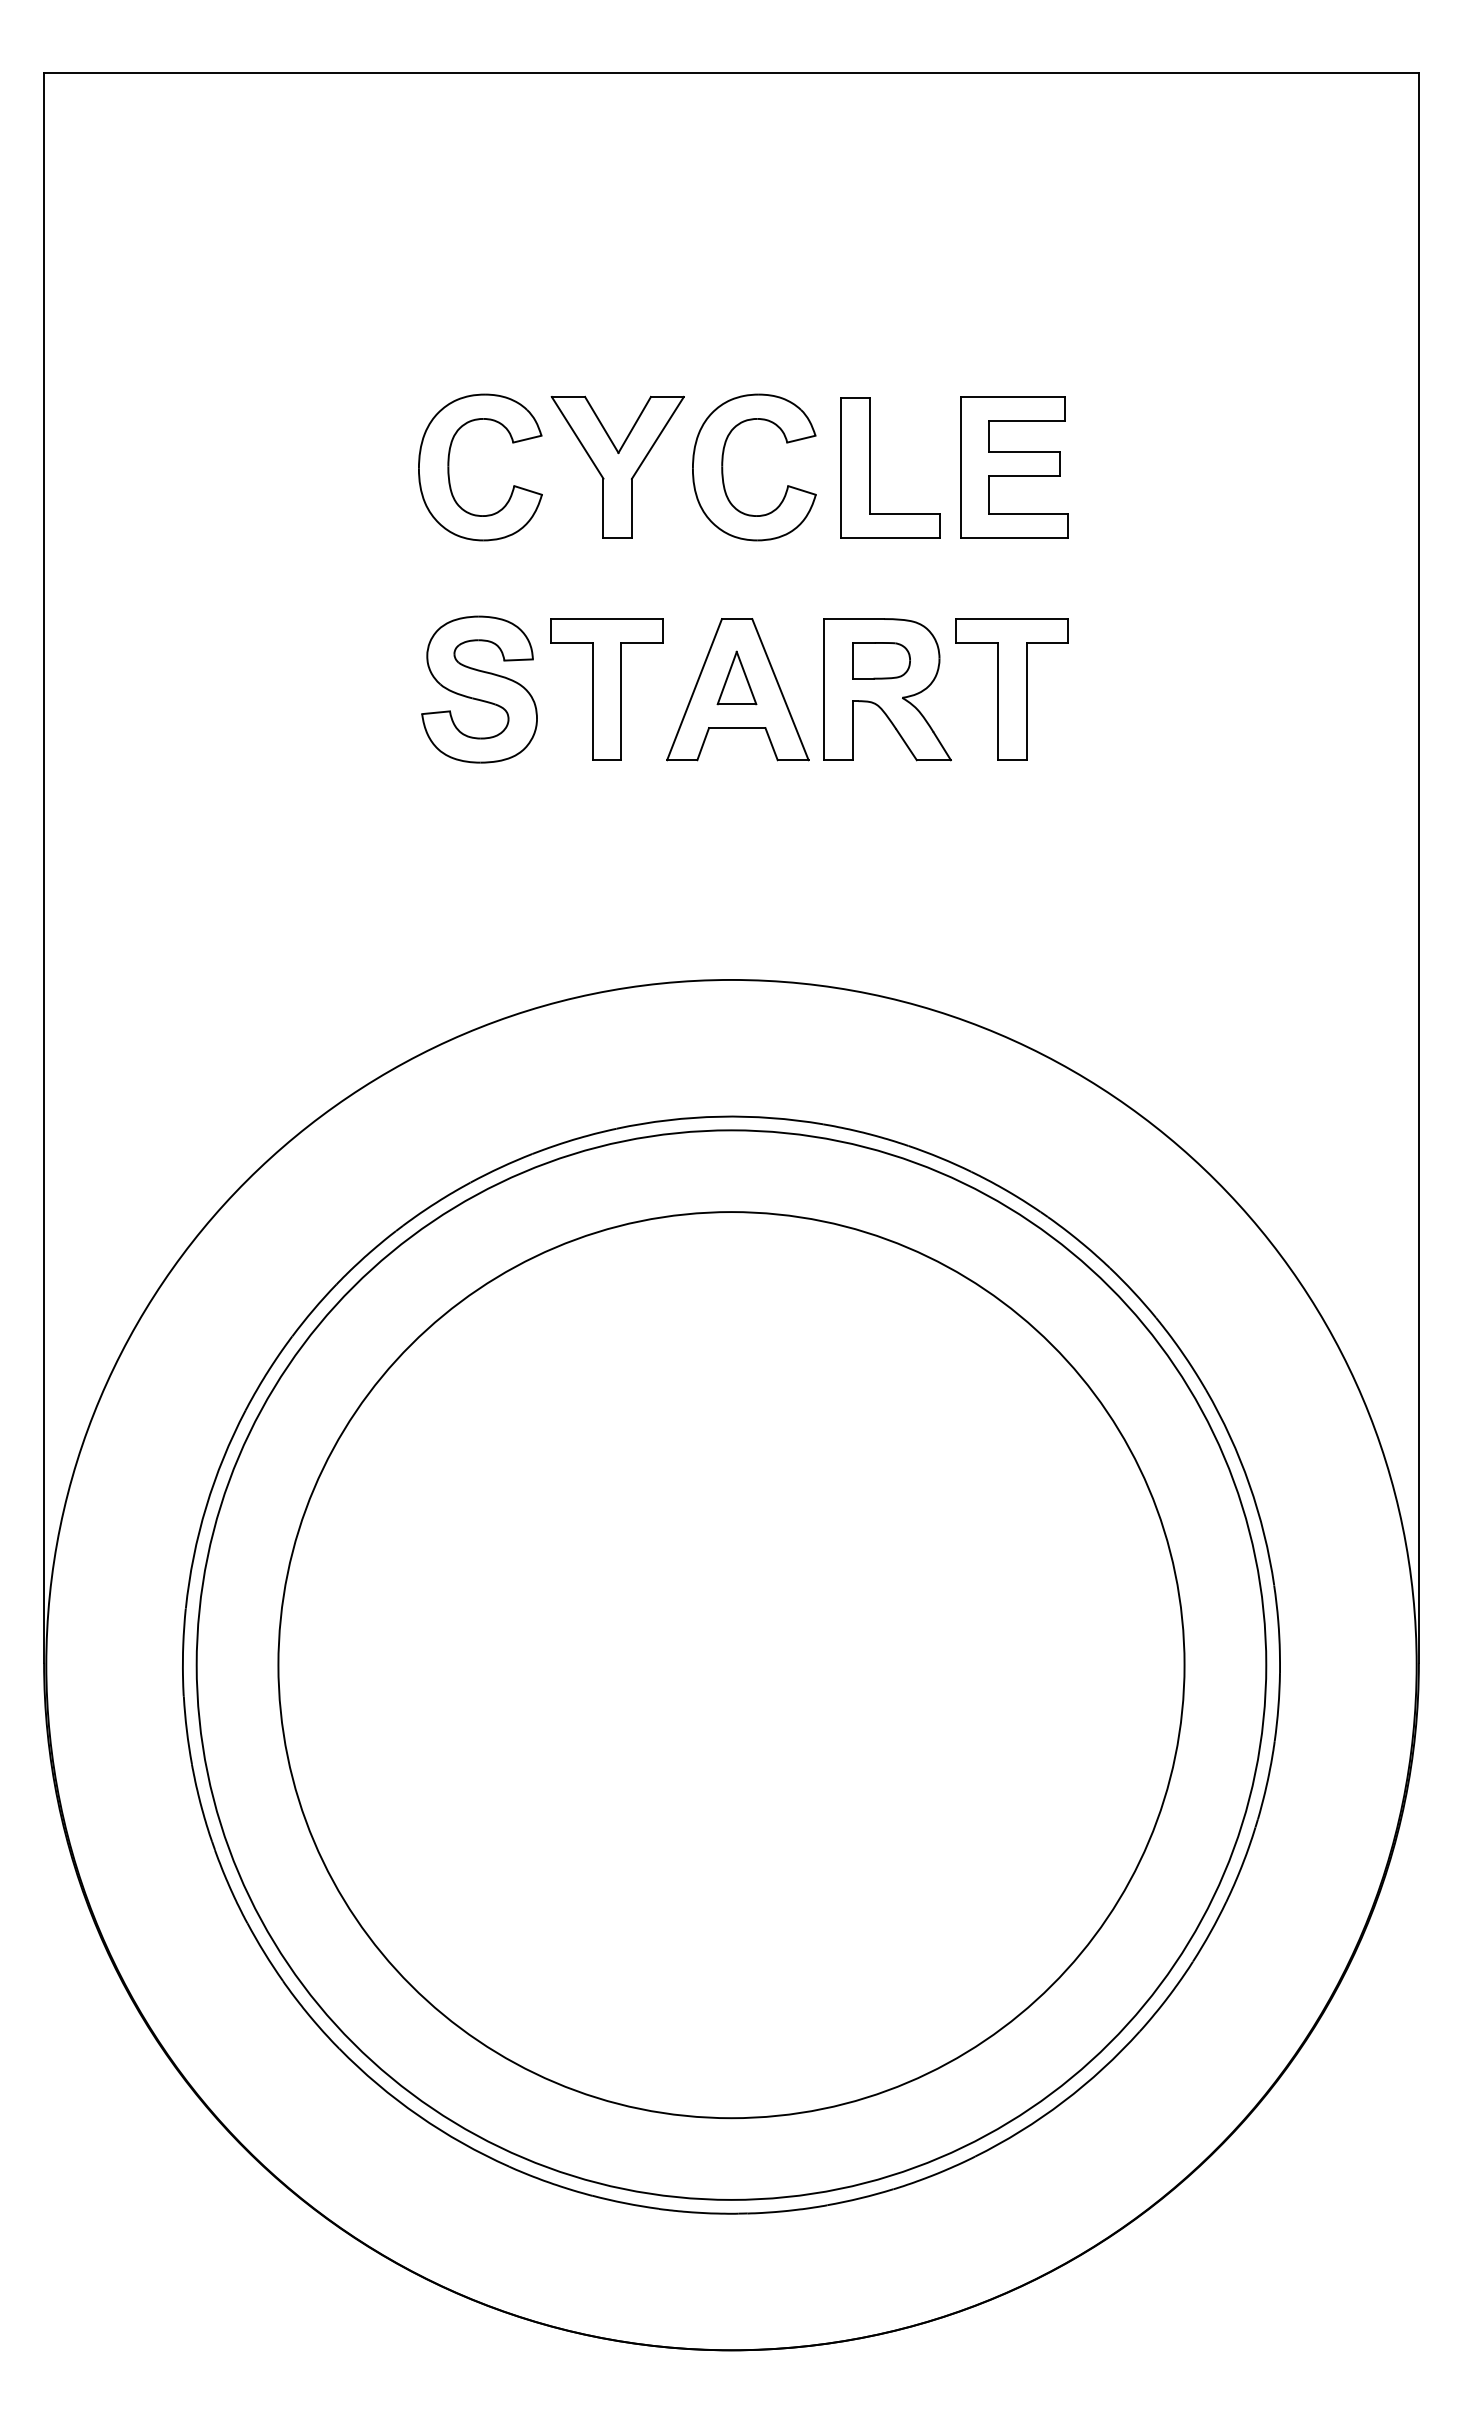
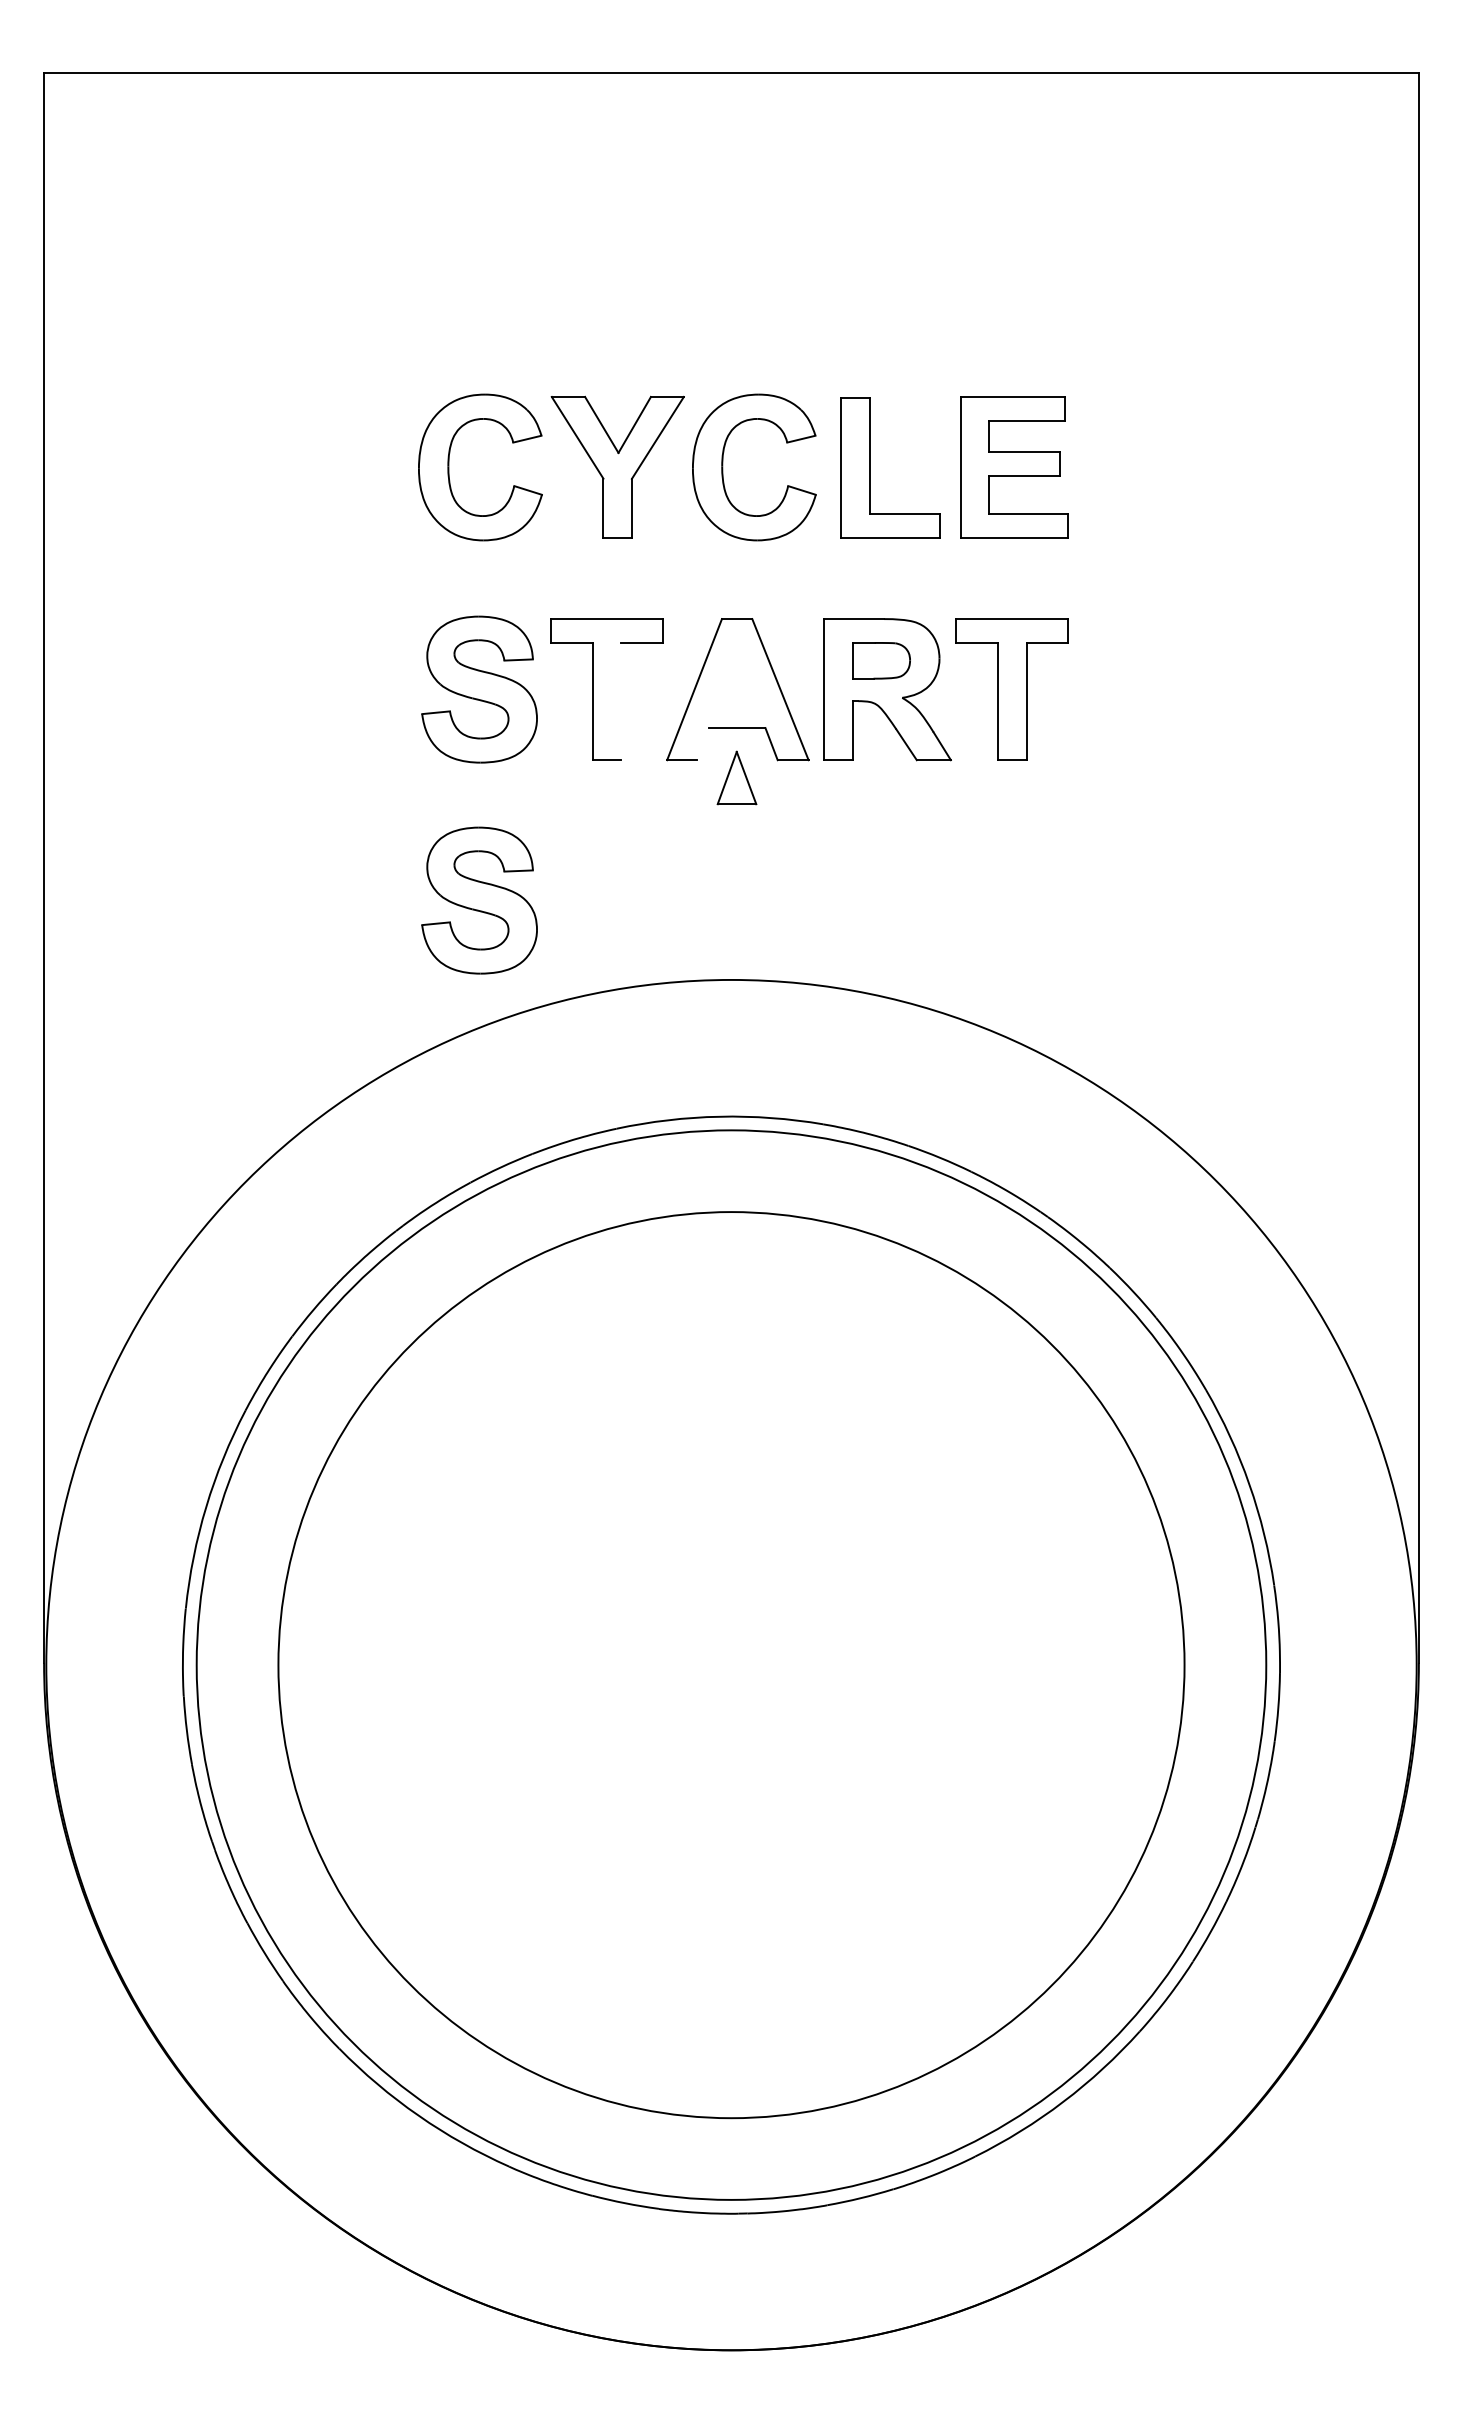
part position: (736, 677) -> (736, 777) (736, 777)
line: present -> none (621, 701)
line: present -> none (703, 744)
part: none -> present (479, 900)
